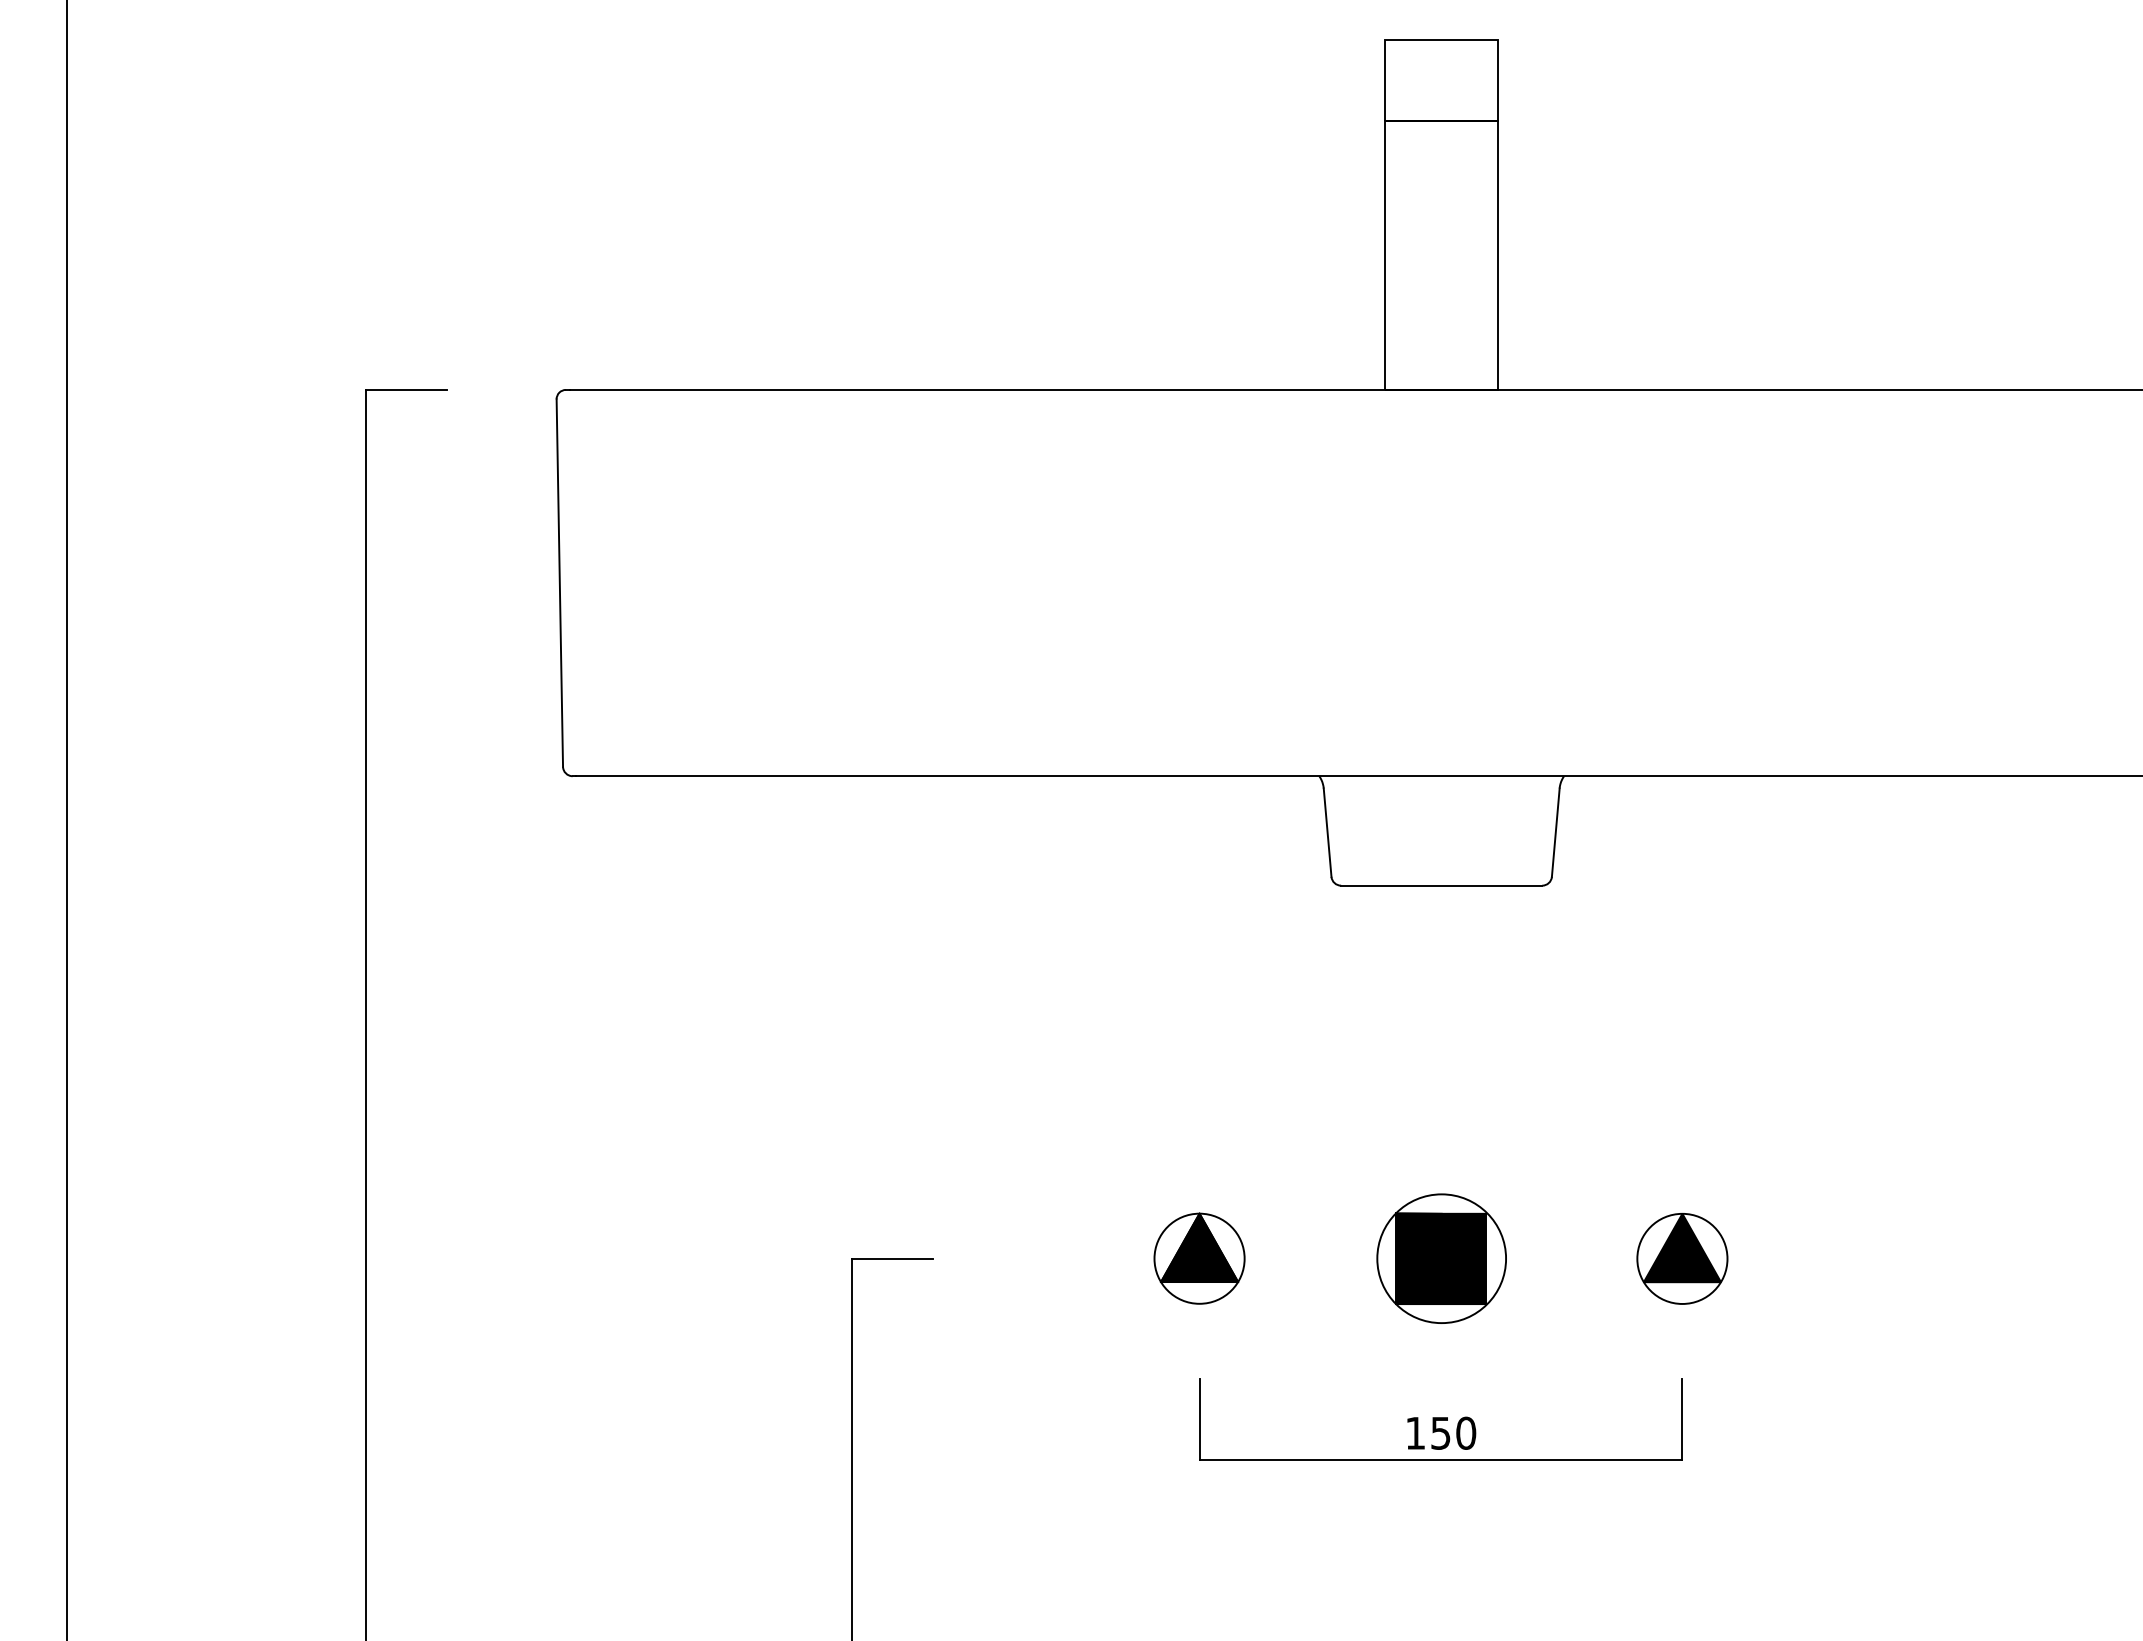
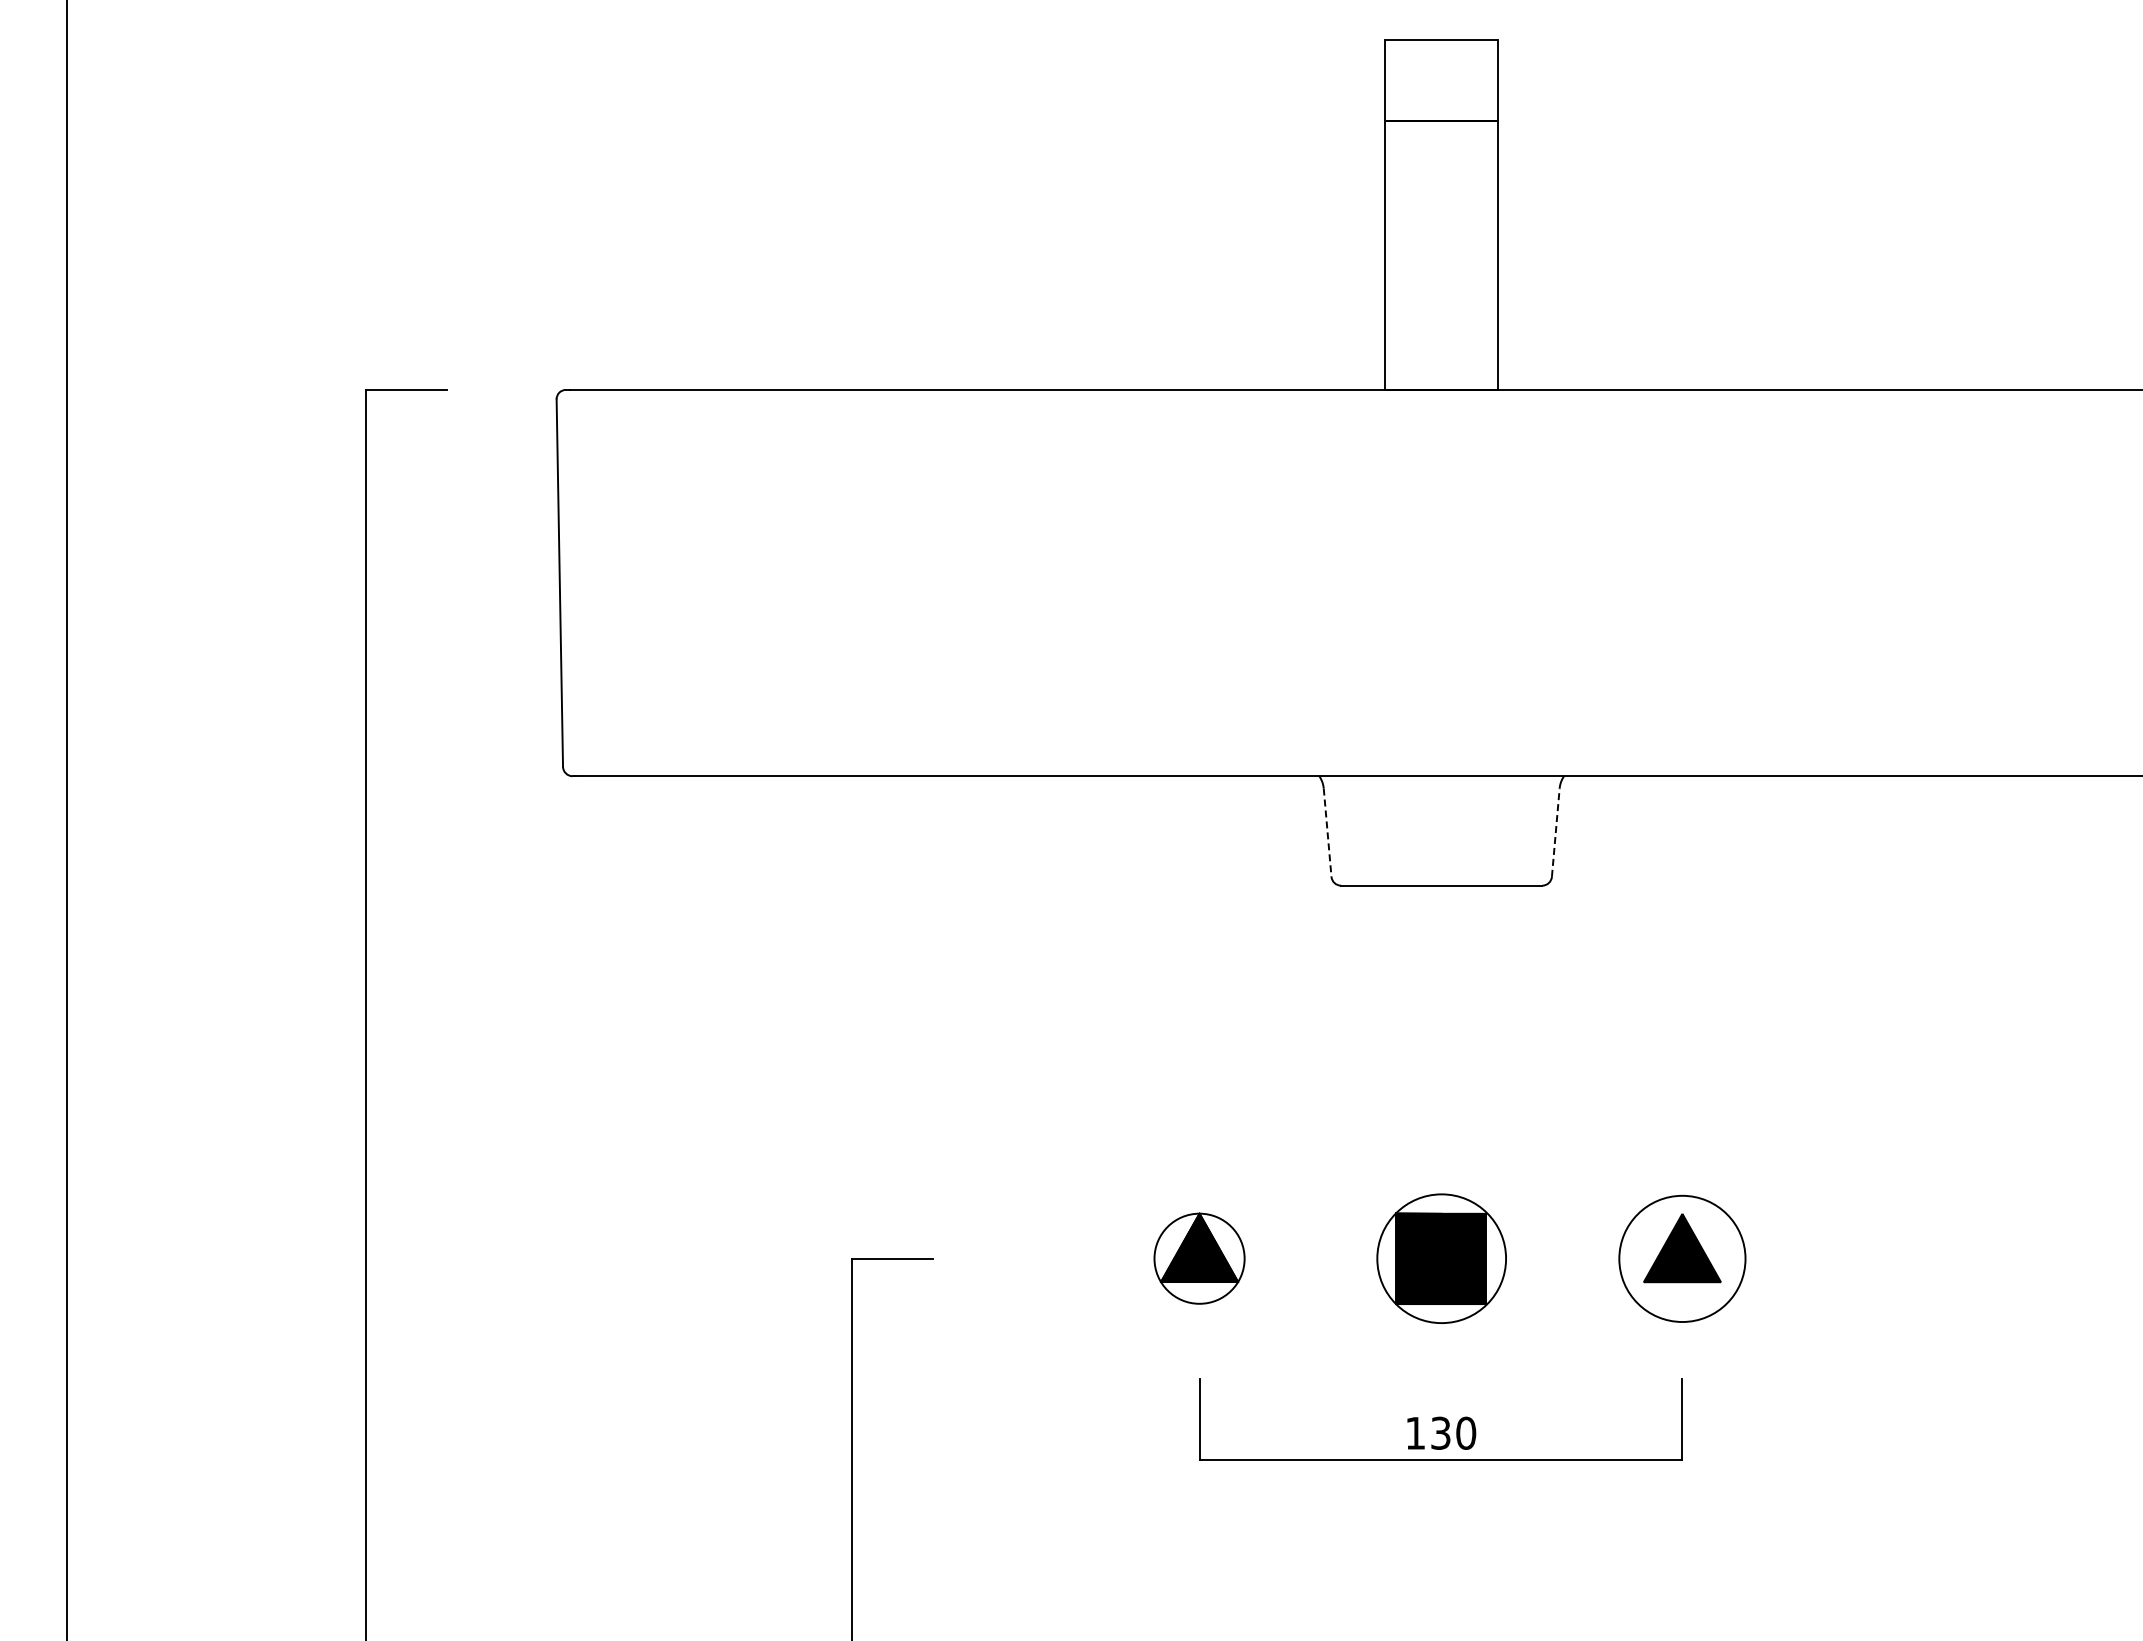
line: solid -> dashed (1555, 832)
line: solid -> dashed (1327, 833)
circle diameter: 90 px -> 126 px (1682, 1258)
text: 150 -> 130 (1441, 1432)
